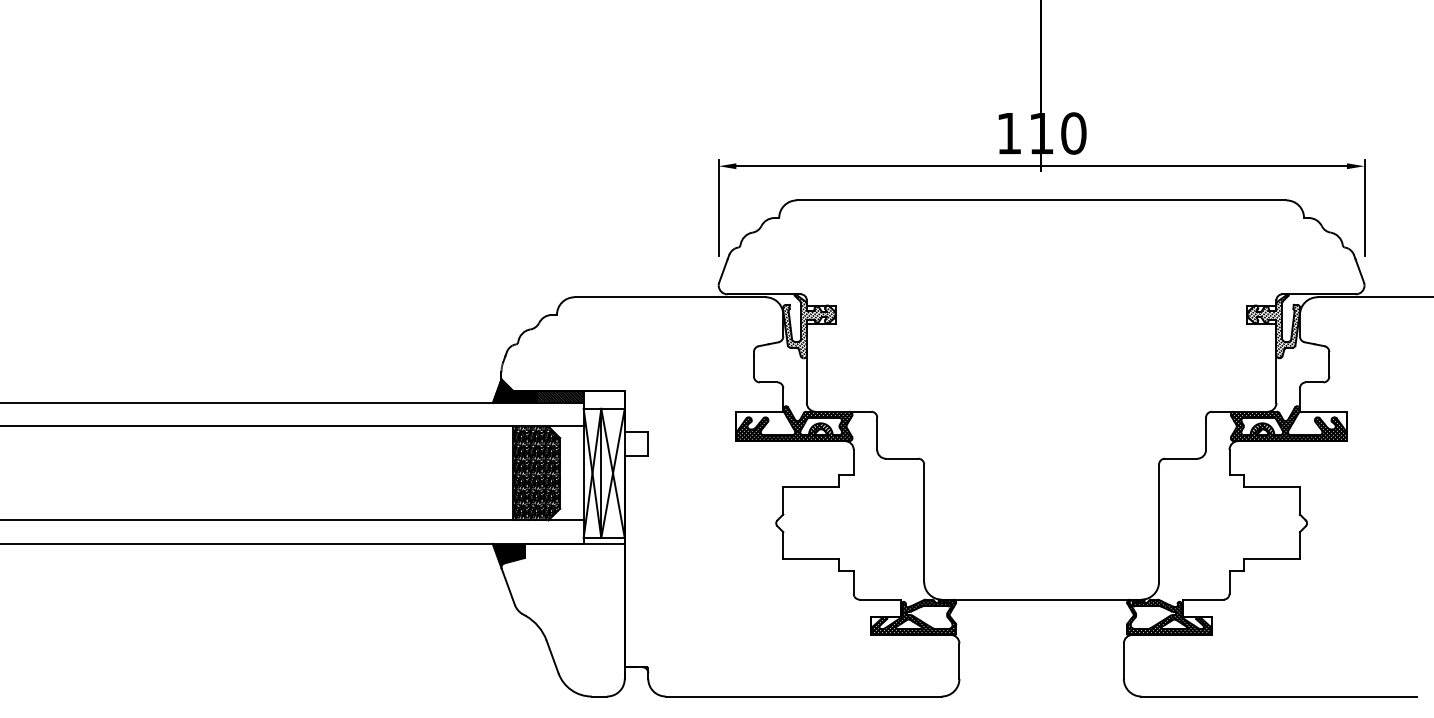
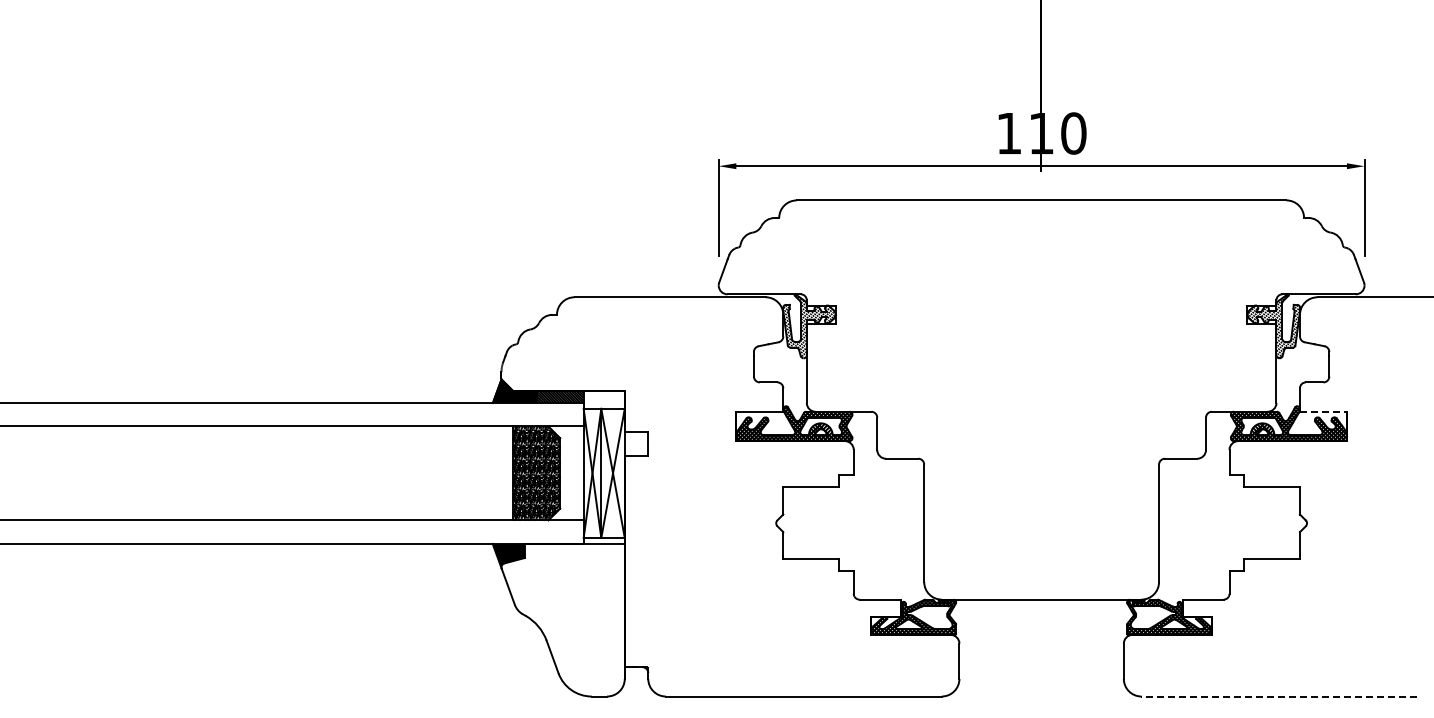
line: solid -> dashed (1323, 411)
line: solid -> dashed (1279, 696)
